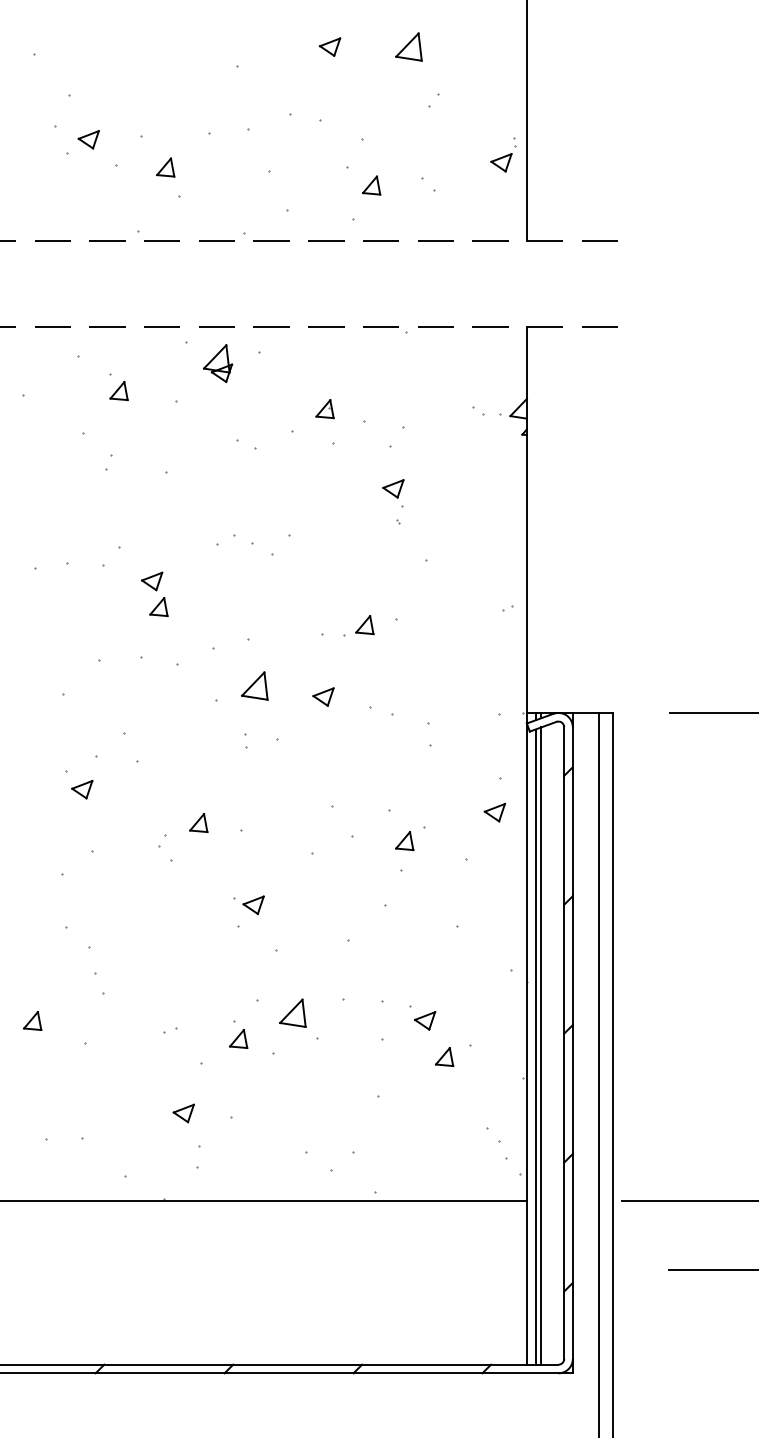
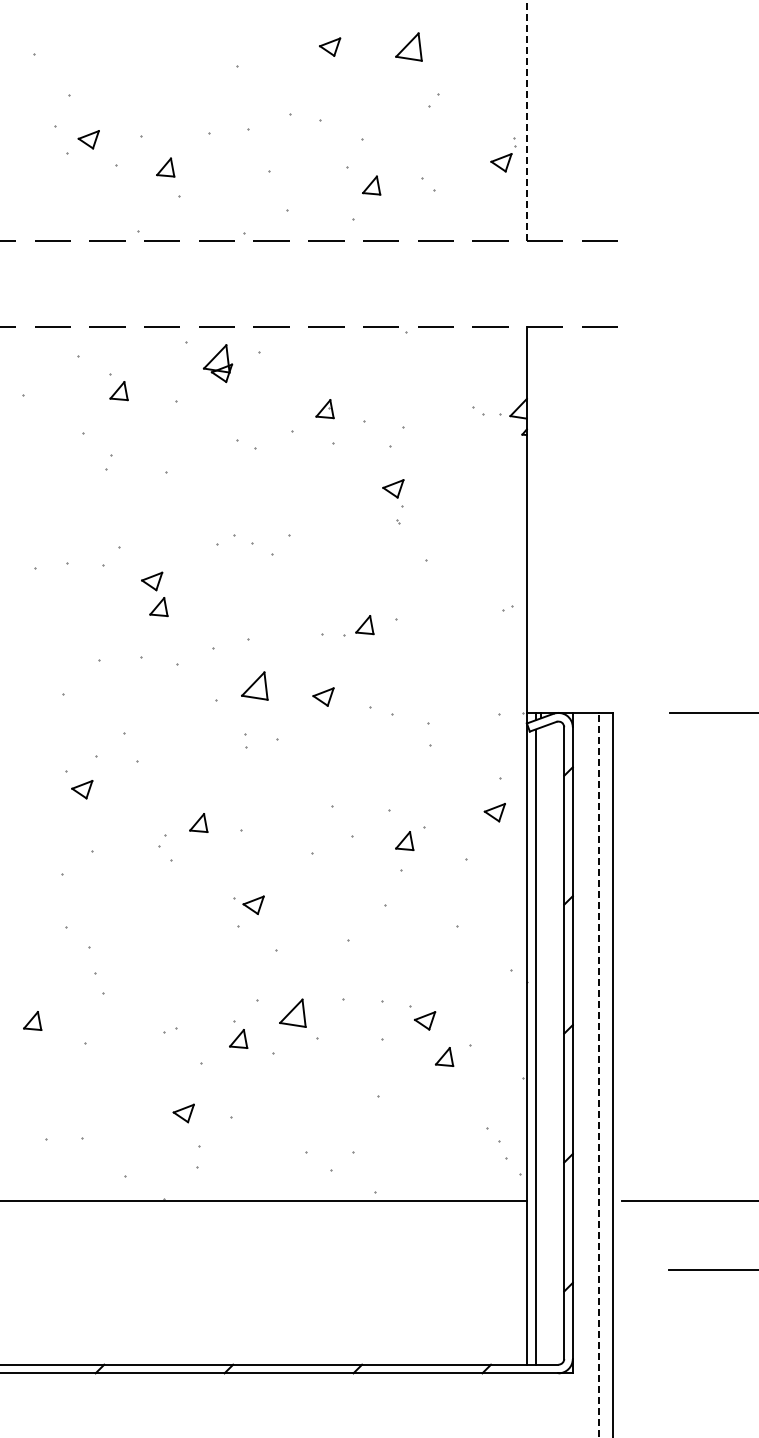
line: solid -> dashed (526, 119)
line: present -> none (541, 1045)
line: solid -> dashed (598, 1074)
